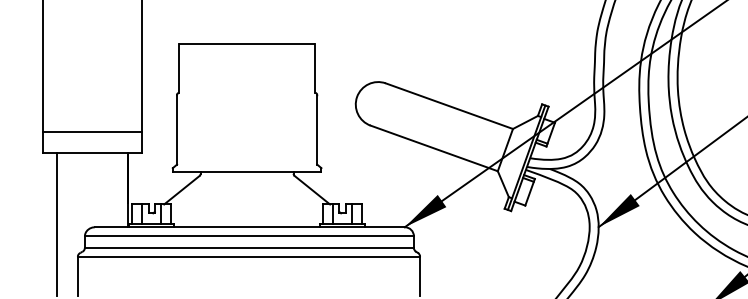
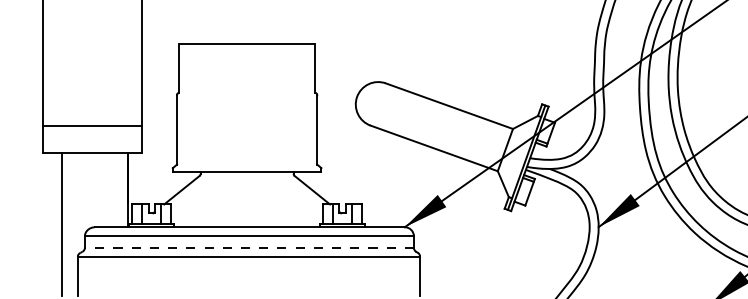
line position: (92, 132) -> (92, 126) (92, 126)
line position: (57, 223) -> (62, 223) (62, 223)
line: solid -> dashed (249, 247)
